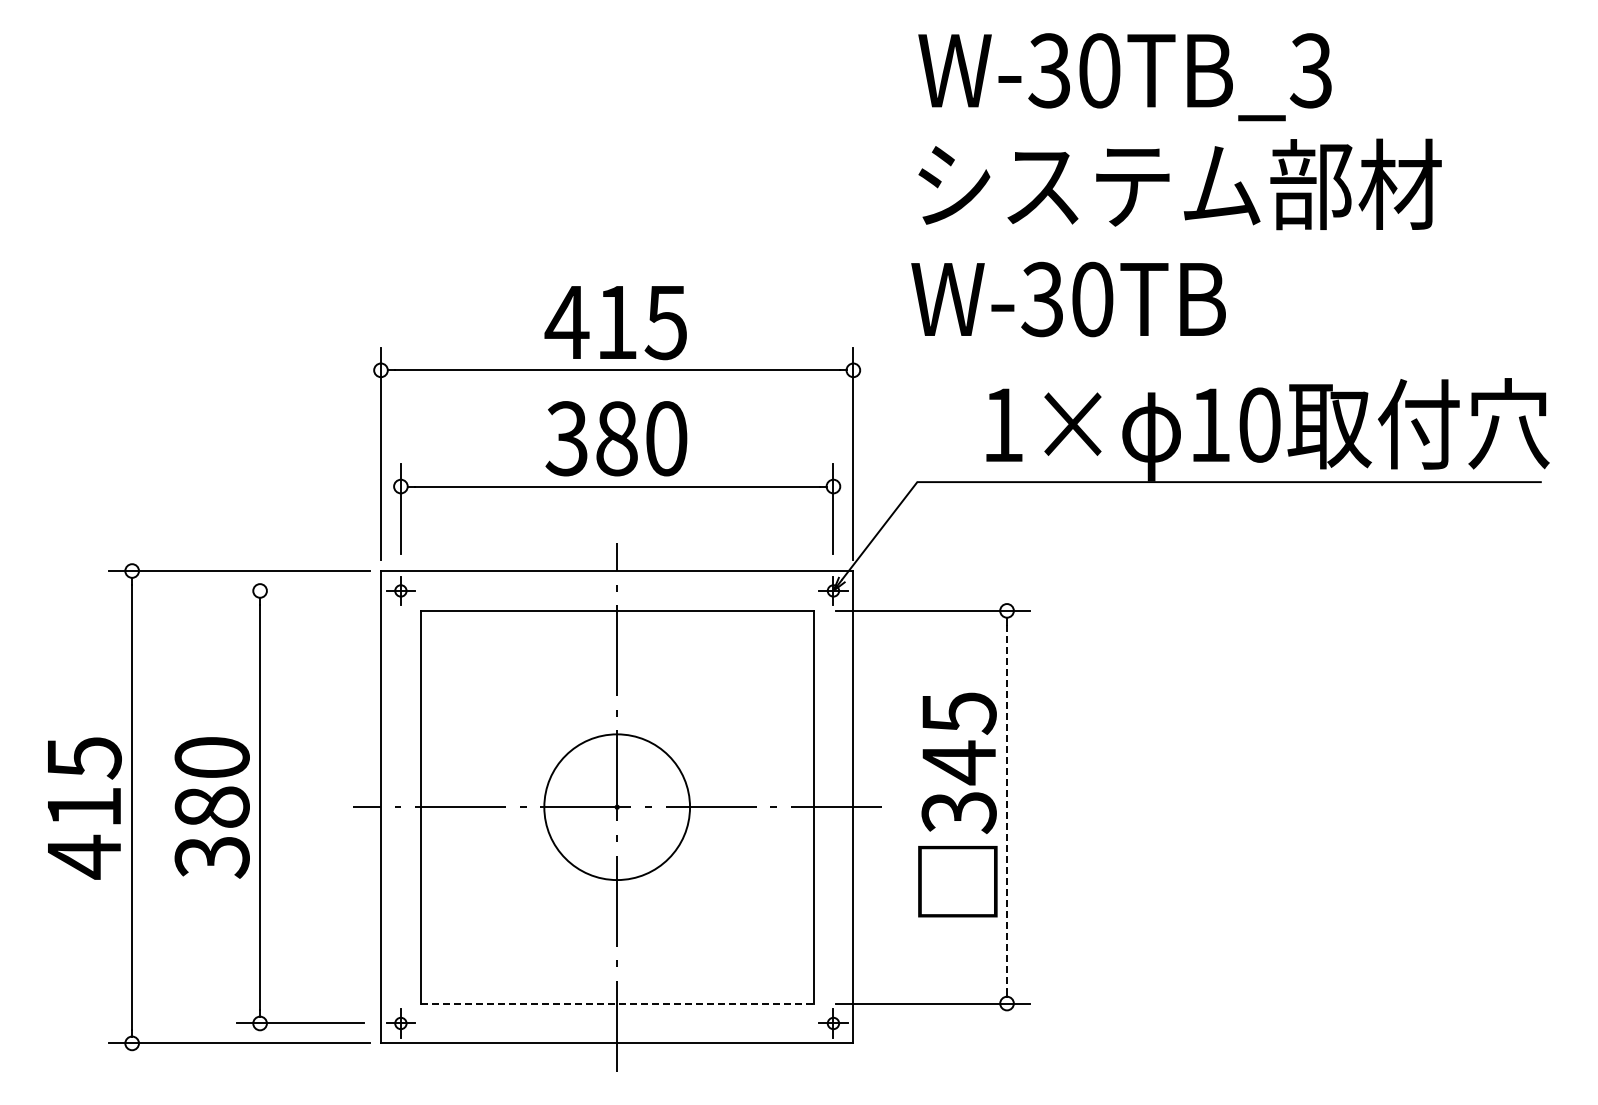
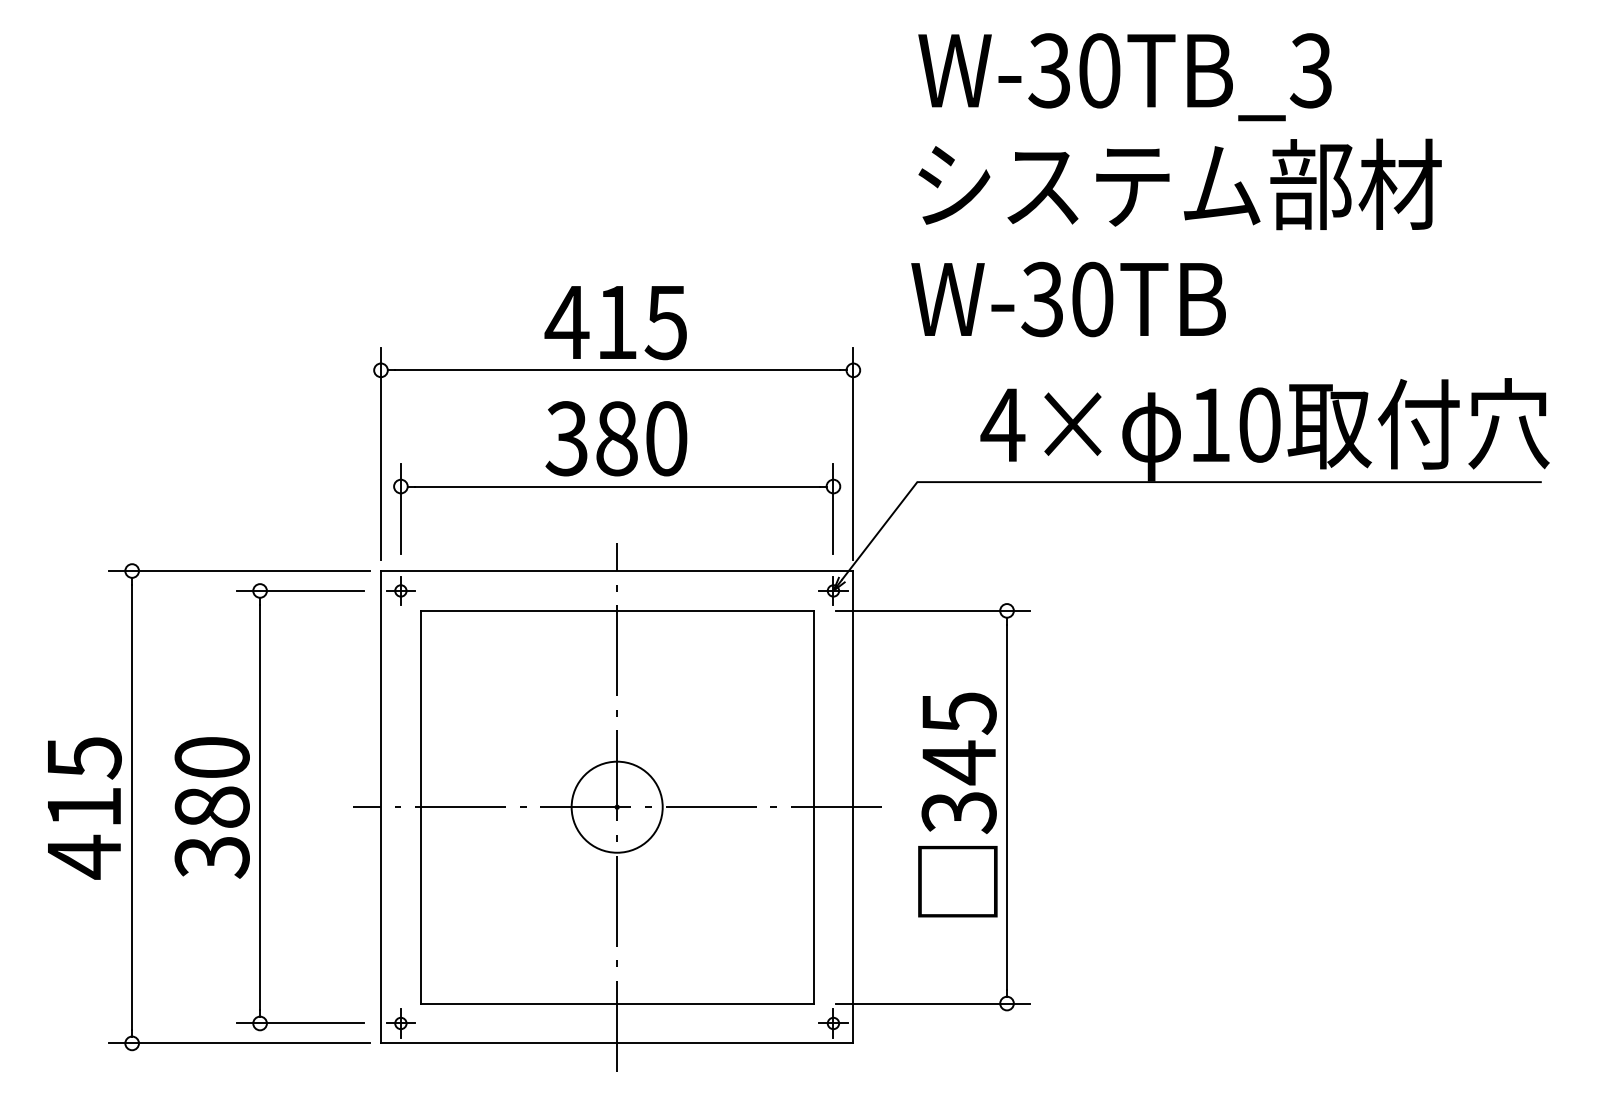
text: 1× -> 4× (1002, 424)
line: none -> present (300, 590)
circle diameter: 146 px -> 91 px (616, 806)
line: dashed -> solid (1007, 807)
line: dashed -> solid (617, 1003)
